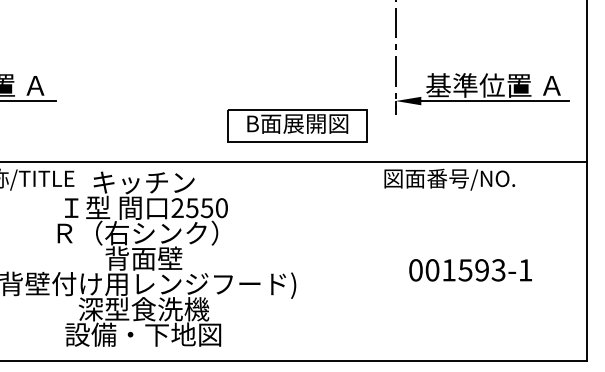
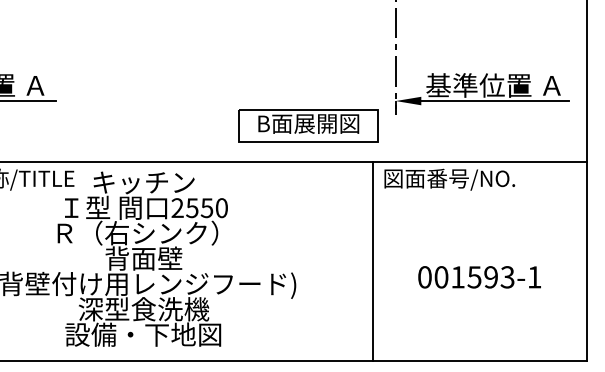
part position: (297, 125) -> (308, 125) (308, 125)
line: none -> present (372, 261)
text position: (470, 270) -> (479, 277) (479, 277)
